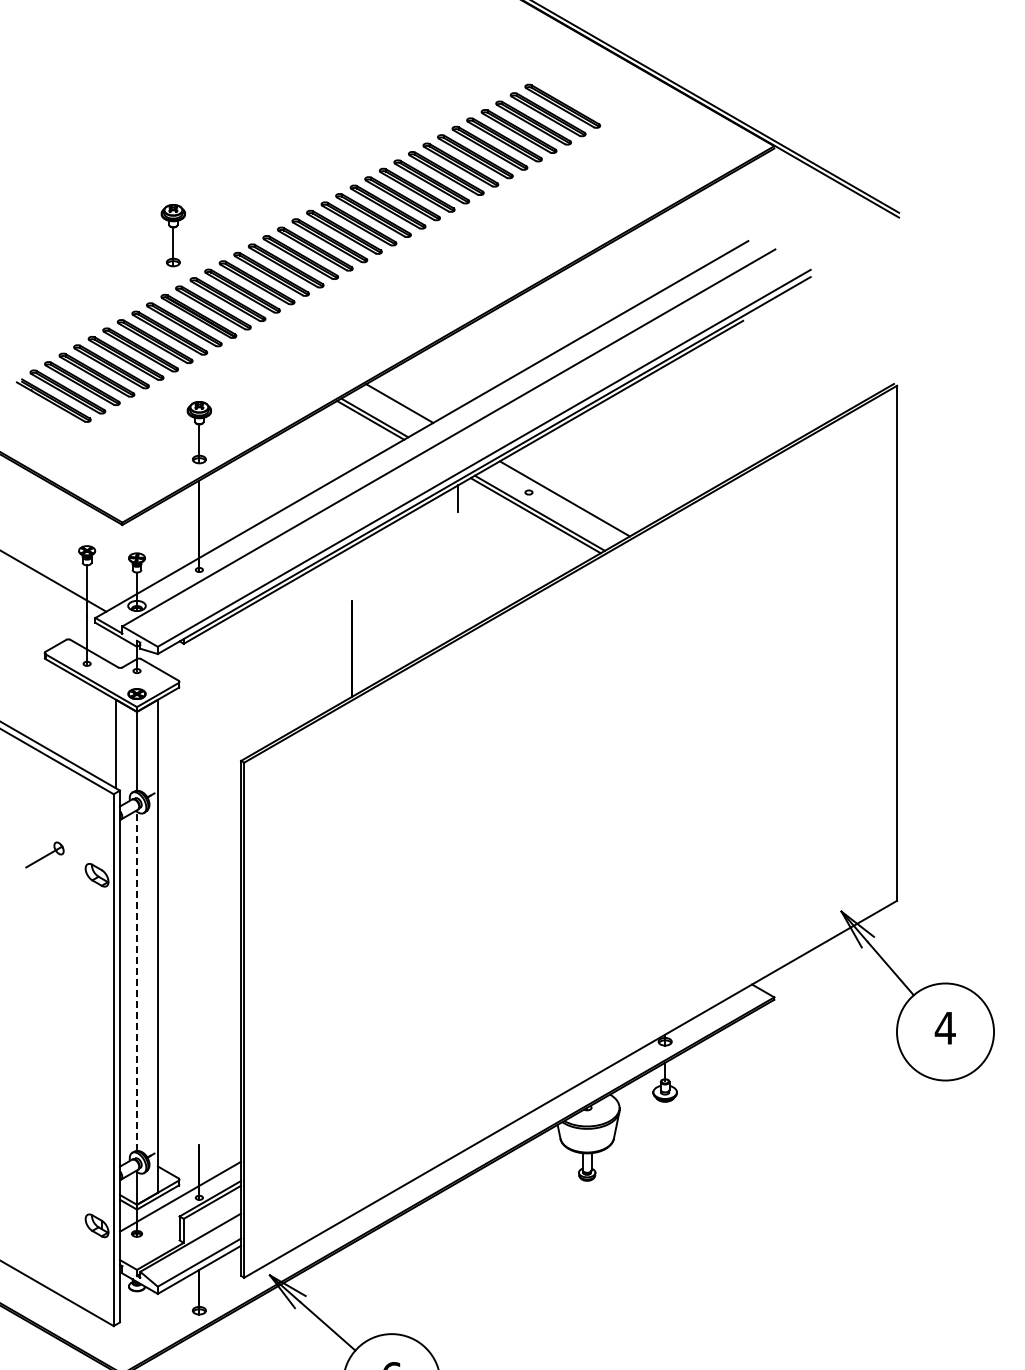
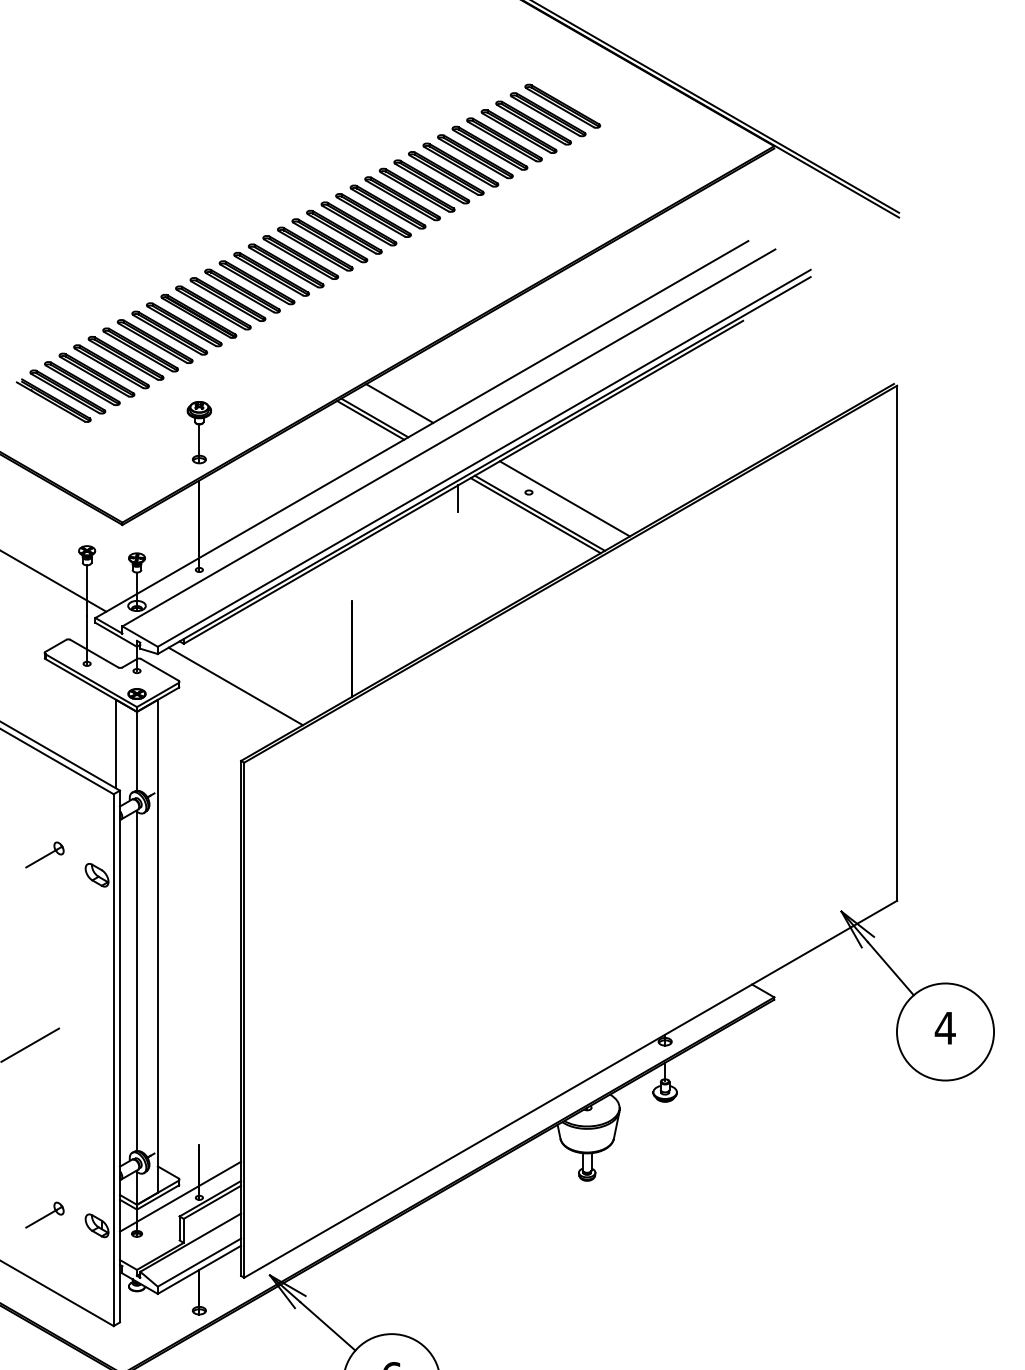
part: present -> none (172, 235)
line: none -> present (235, 686)
line: dashed -> solid (137, 981)
line: none -> present (30, 1044)
part: none -> present (44, 1214)
